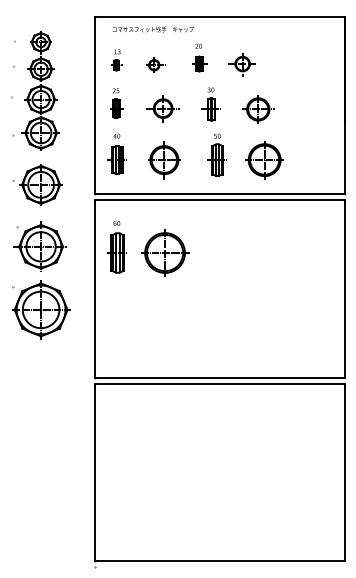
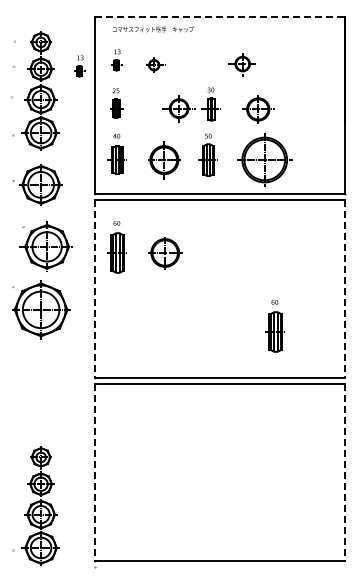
line: solid -> dashed (220, 17)
part: present -> none (199, 57)
part: none -> present (79, 66)
part position: (162, 108) -> (178, 108) (178, 108)
part position: (216, 154) -> (207, 154) (207, 154)
part size: 39x39 px -> 56x54 px (264, 159)
part position: (39, 246) -> (45, 246) (45, 246)
part size: 49x48 px -> 35x33 px (165, 253)
line: solid -> dashed (94, 289)
line: solid -> dashed (345, 289)
part: none -> present (274, 326)
line: solid -> dashed (94, 472)
line: solid -> dashed (345, 472)
part: none -> present (35, 505)
